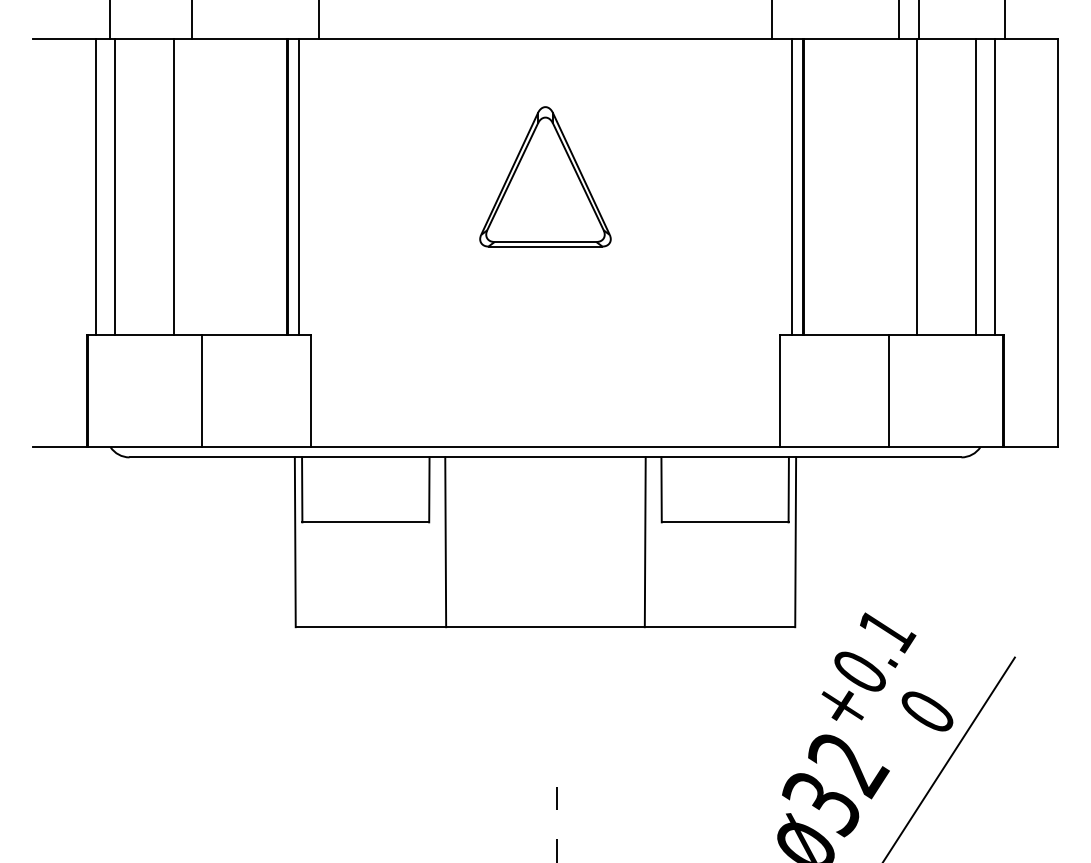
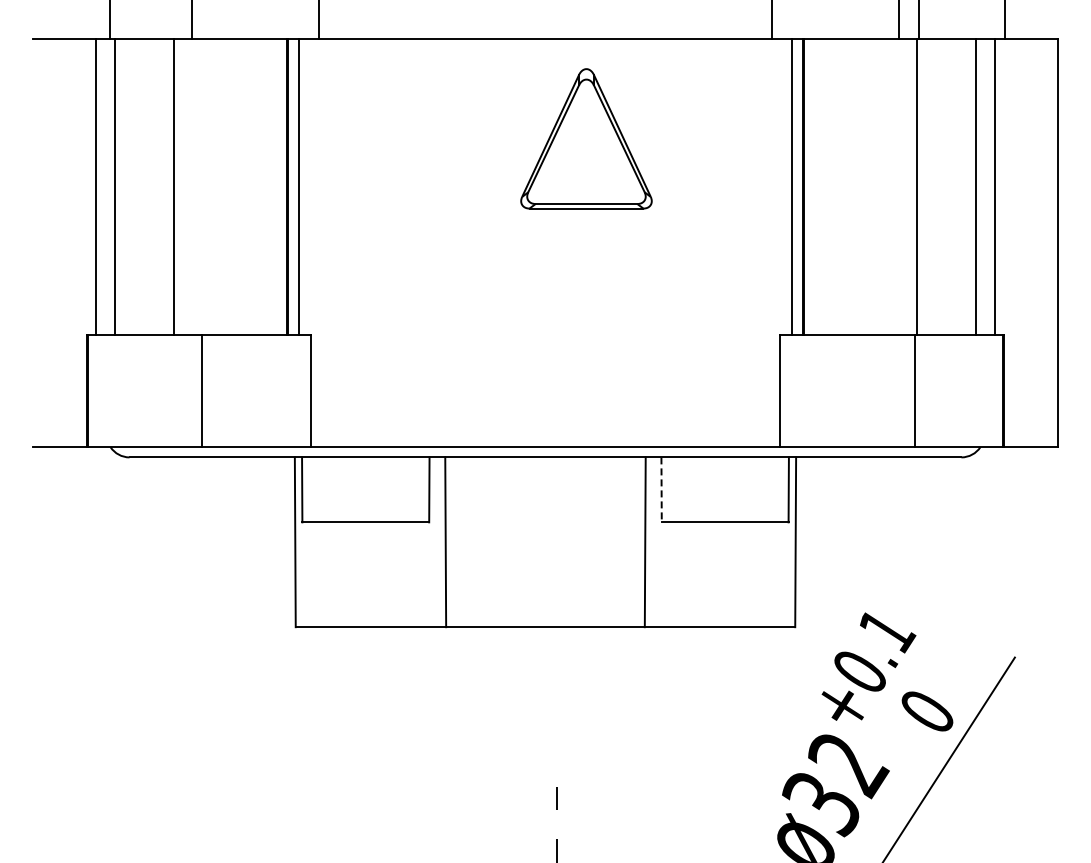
part position: (545, 176) -> (586, 138) (586, 138)
line position: (888, 391) -> (914, 391) (914, 391)
line: solid -> dashed (661, 490)
